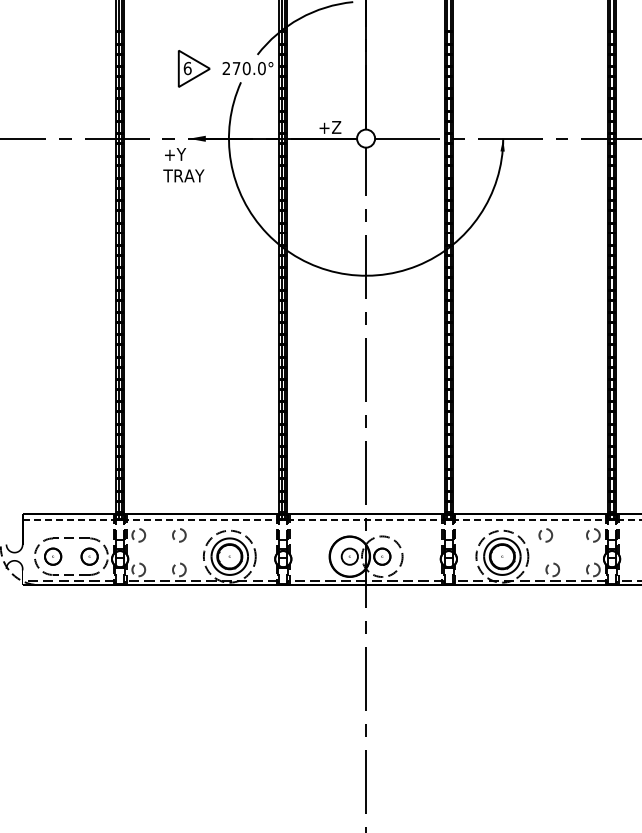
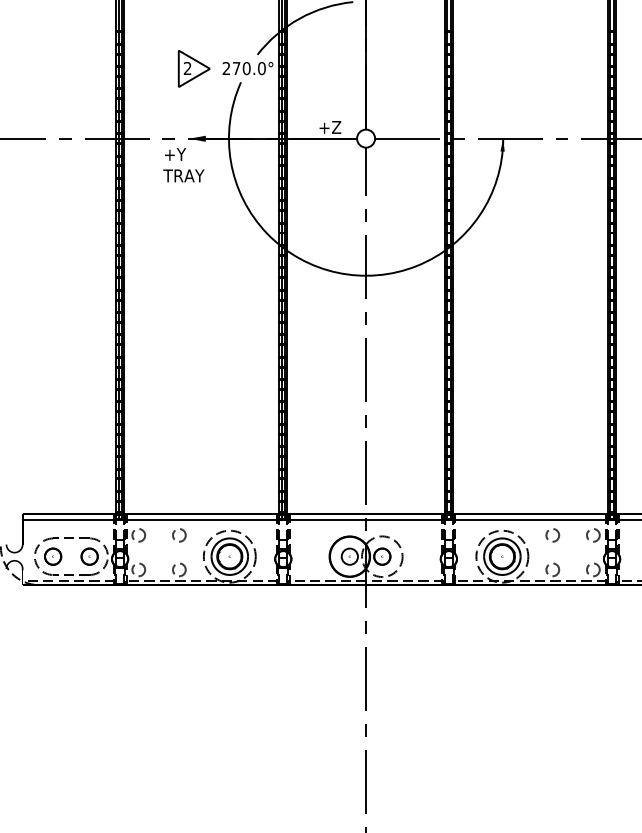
text: 6 -> 2 (187, 68)
line: dashed -> solid (332, 520)
circle position: (545, 535) -> (552, 535) (552, 535)
